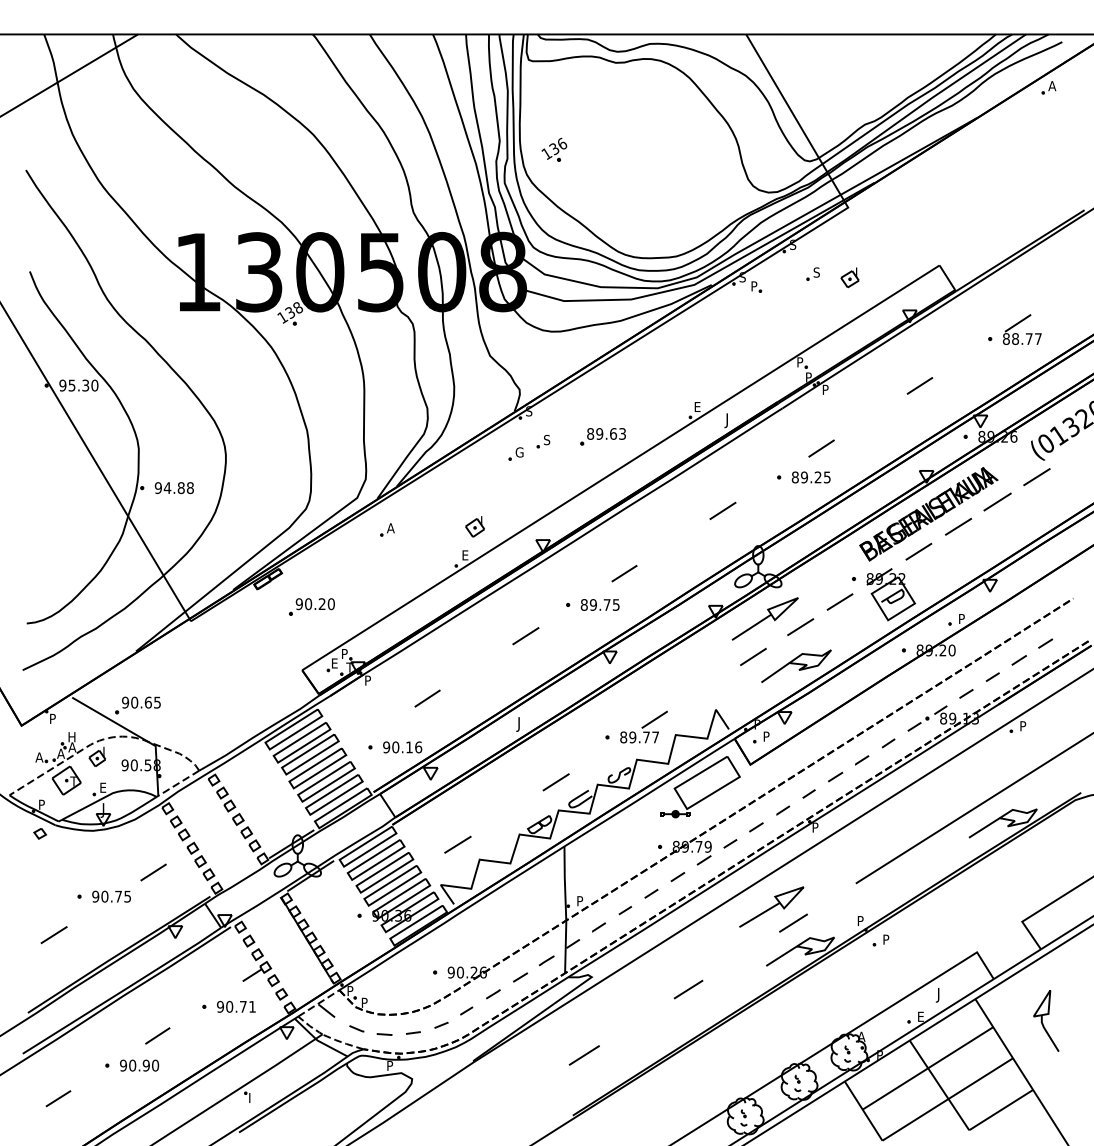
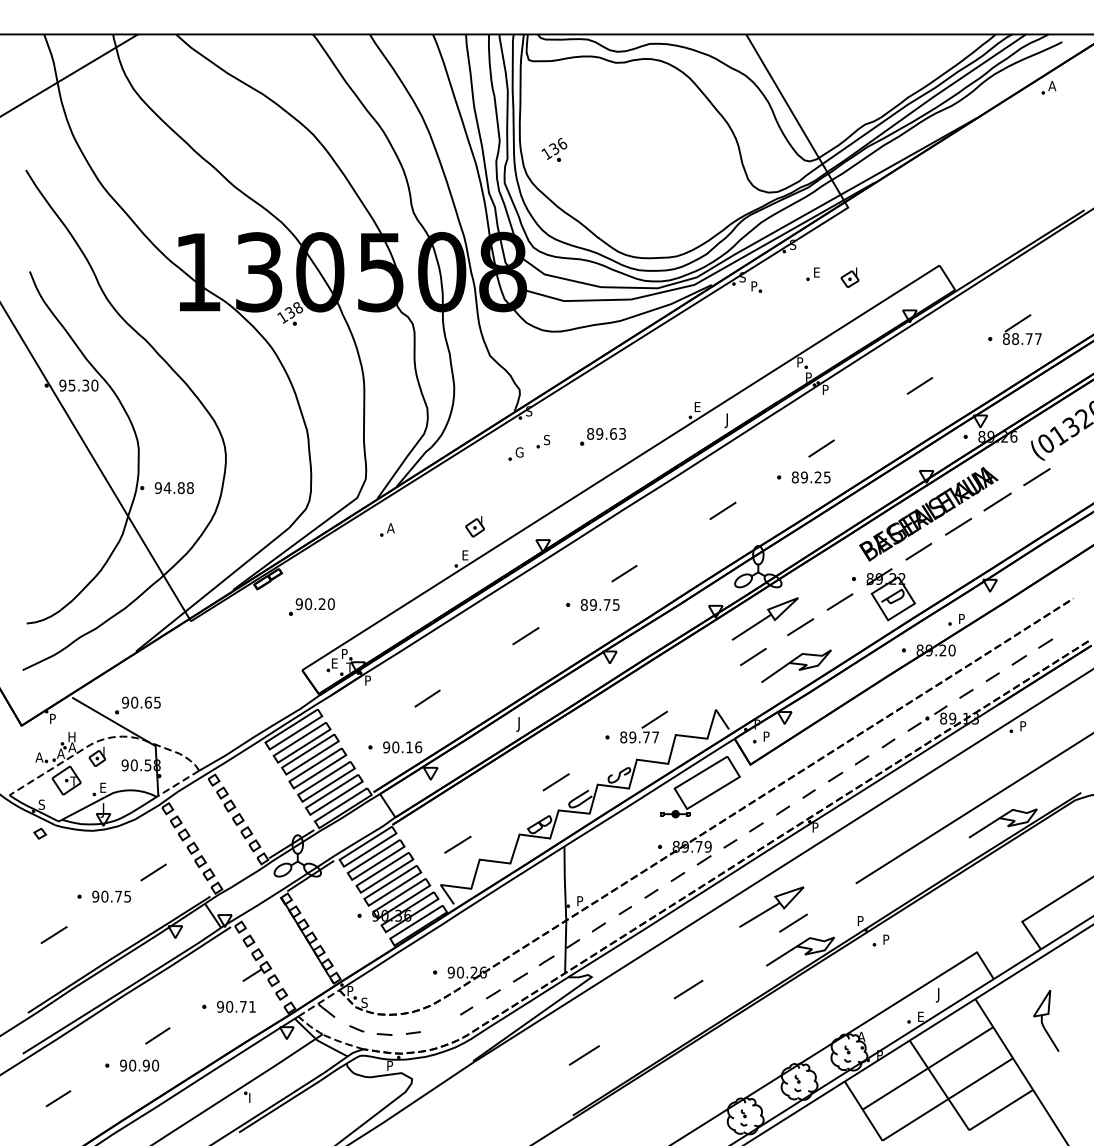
text: S -> E (816, 272)
text: P -> S (41, 804)
text: P -> S (364, 1002)
line: present -> none (441, 1024)
